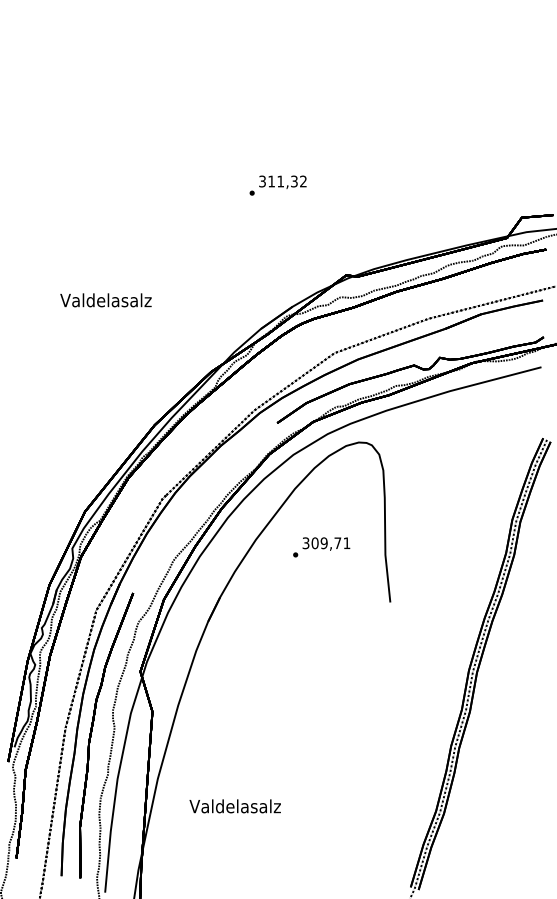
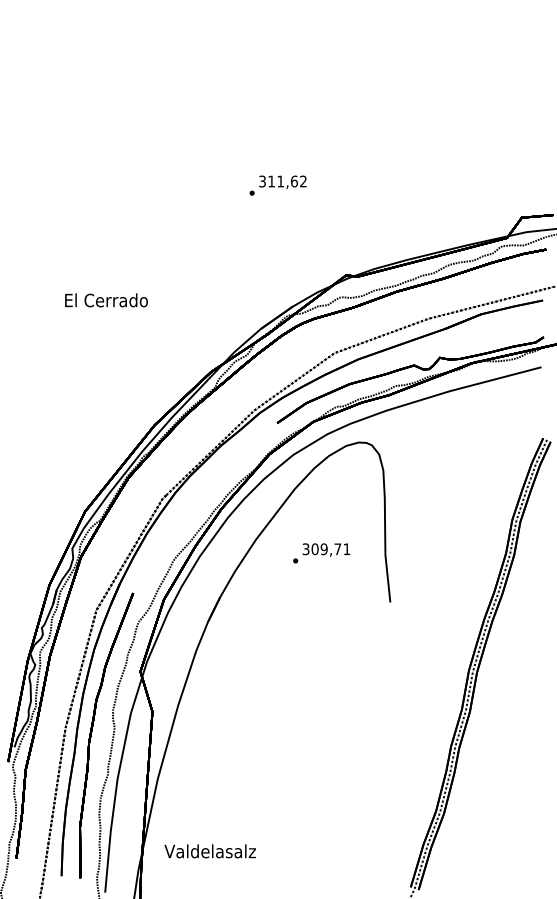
text: 311,32 -> 311,62 (293, 181)
text: Valdelasalz -> El Cerrado (105, 300)
text position: (321, 547) -> (321, 553) (321, 553)
text position: (234, 806) -> (209, 851) (209, 851)
